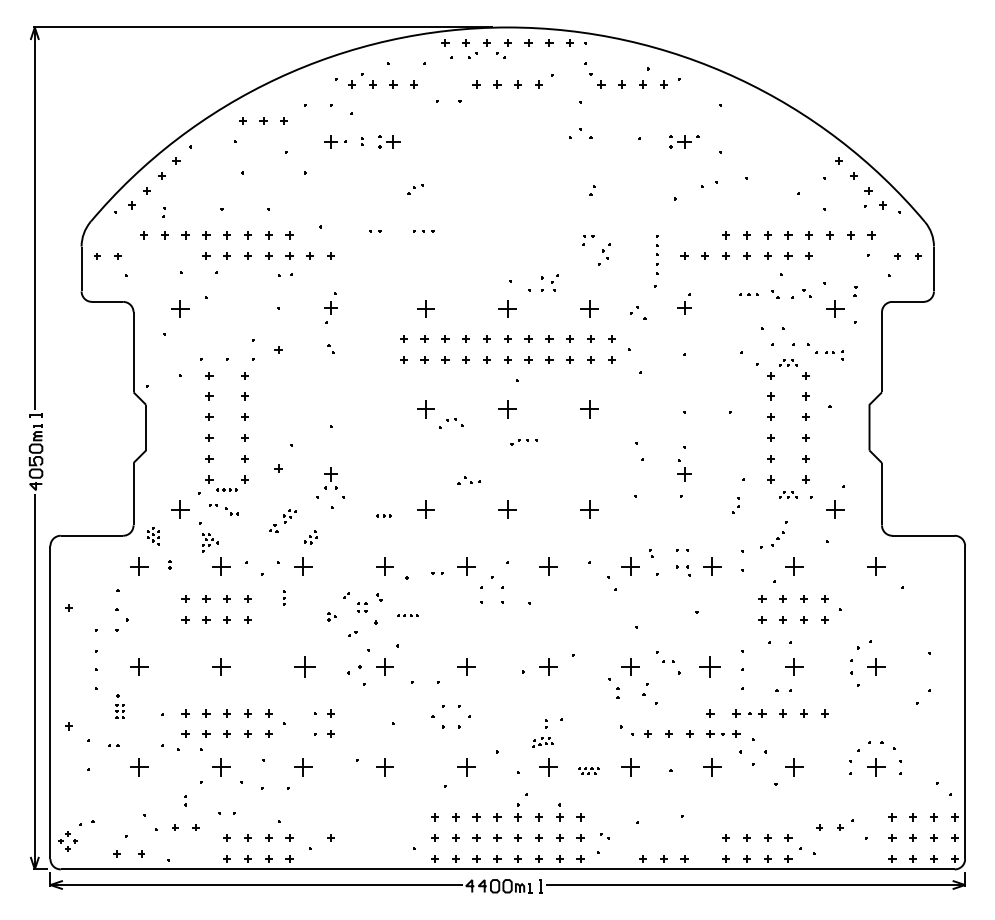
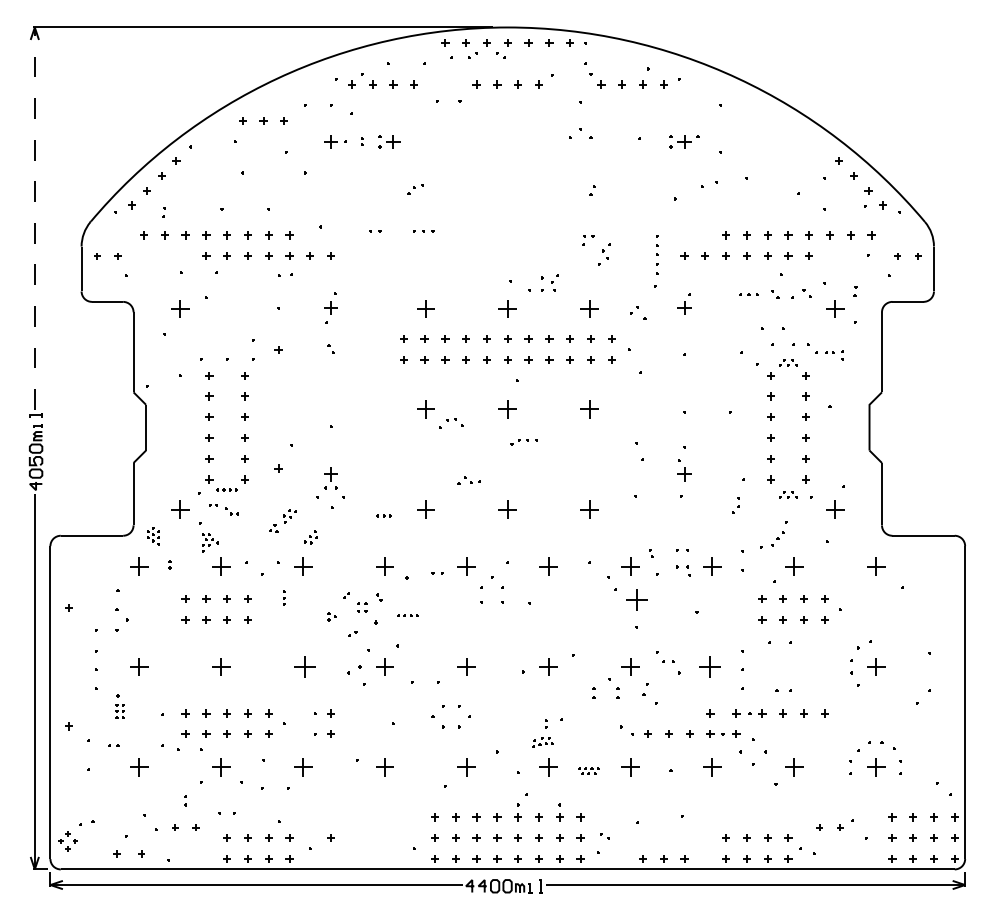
line: solid -> dashed (34, 218)
part: none -> present (636, 599)
part: present -> none (794, 666)
part: none -> present (593, 692)
